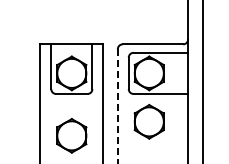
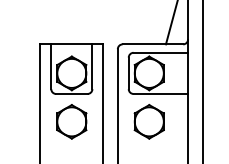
line: none -> present (171, 23)
line: dashed -> solid (117, 106)
part position: (71, 135) -> (71, 121) (71, 121)
